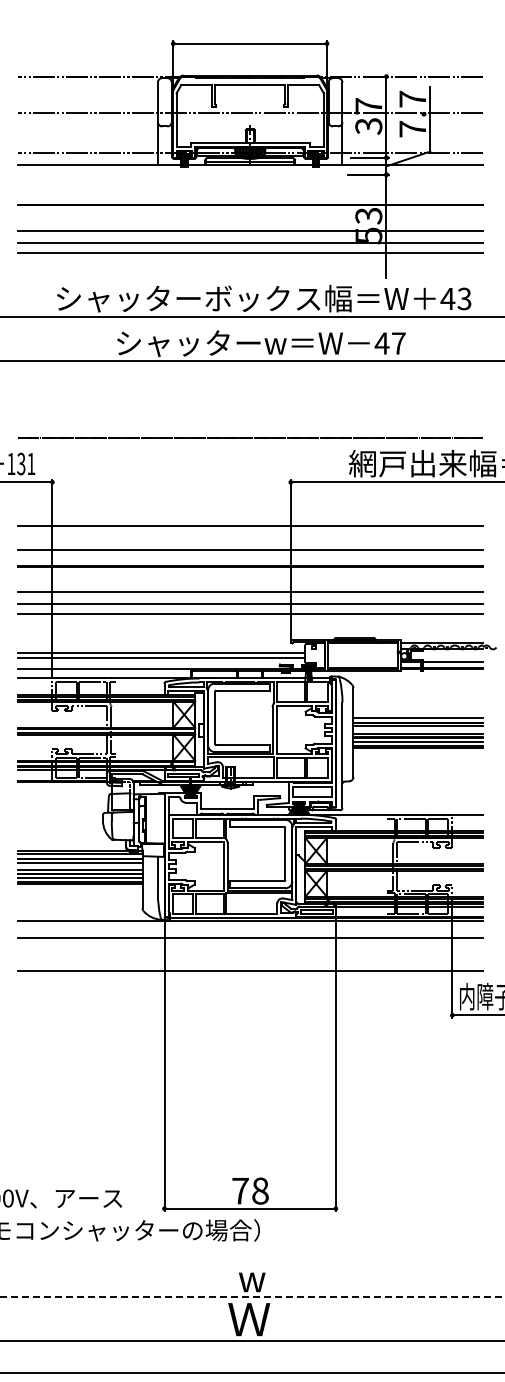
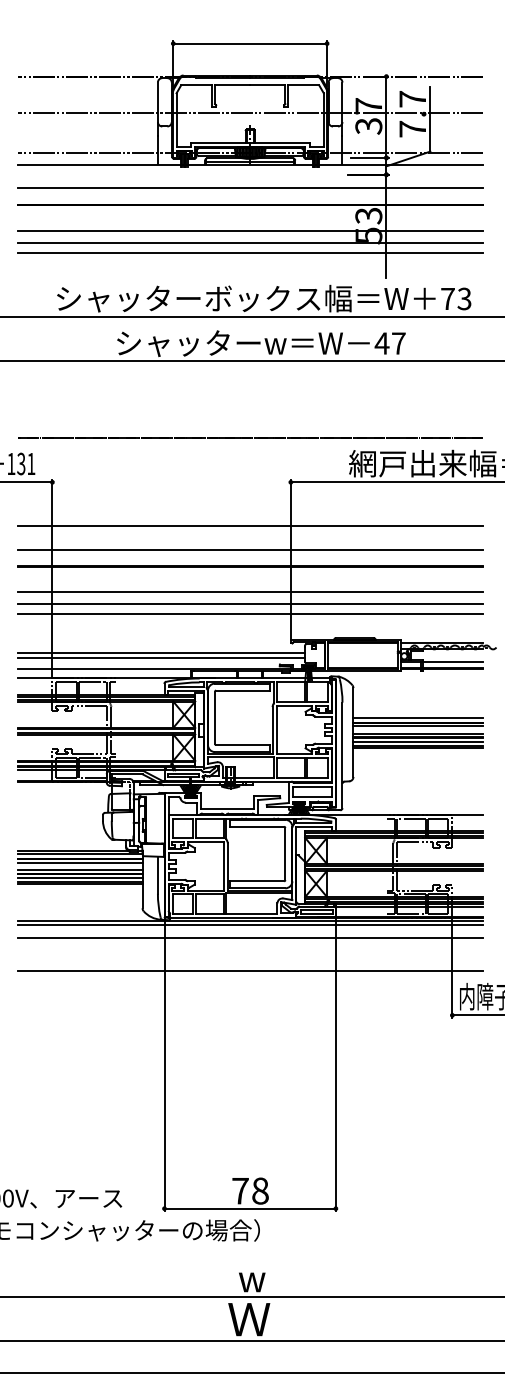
line: none -> present (250, 188)
text: 43 -> 73 (447, 298)
line: none -> present (250, 924)
line: dashed -> solid (252, 1296)
